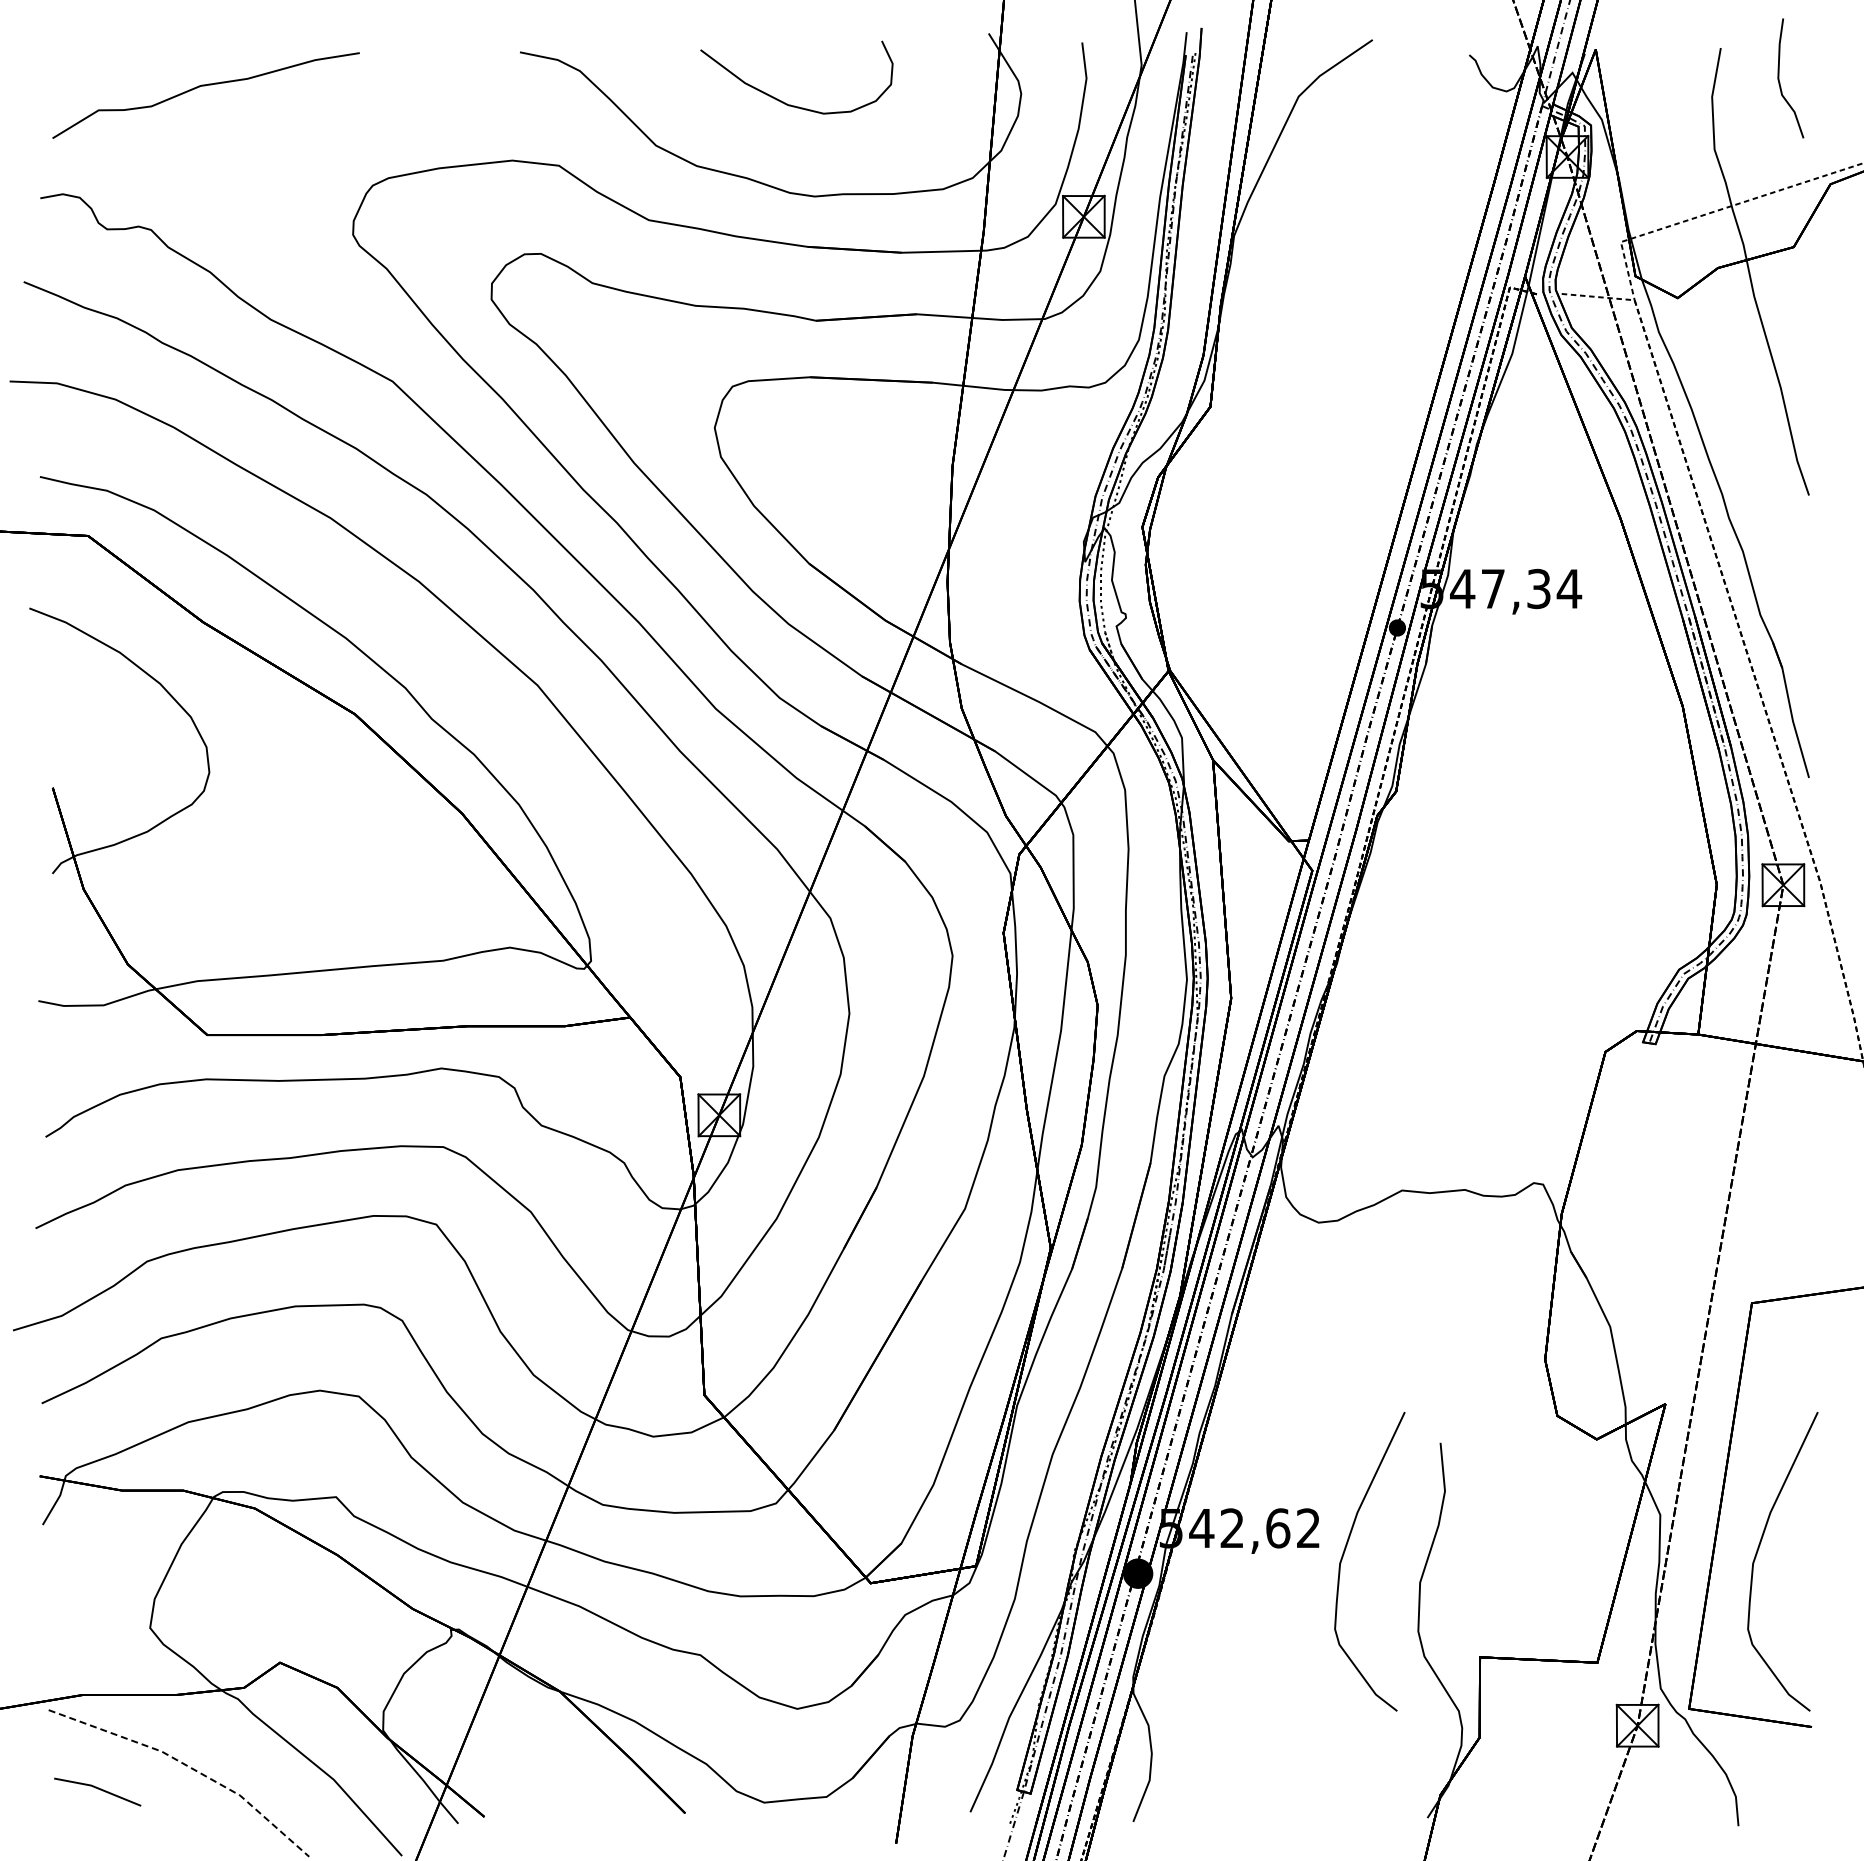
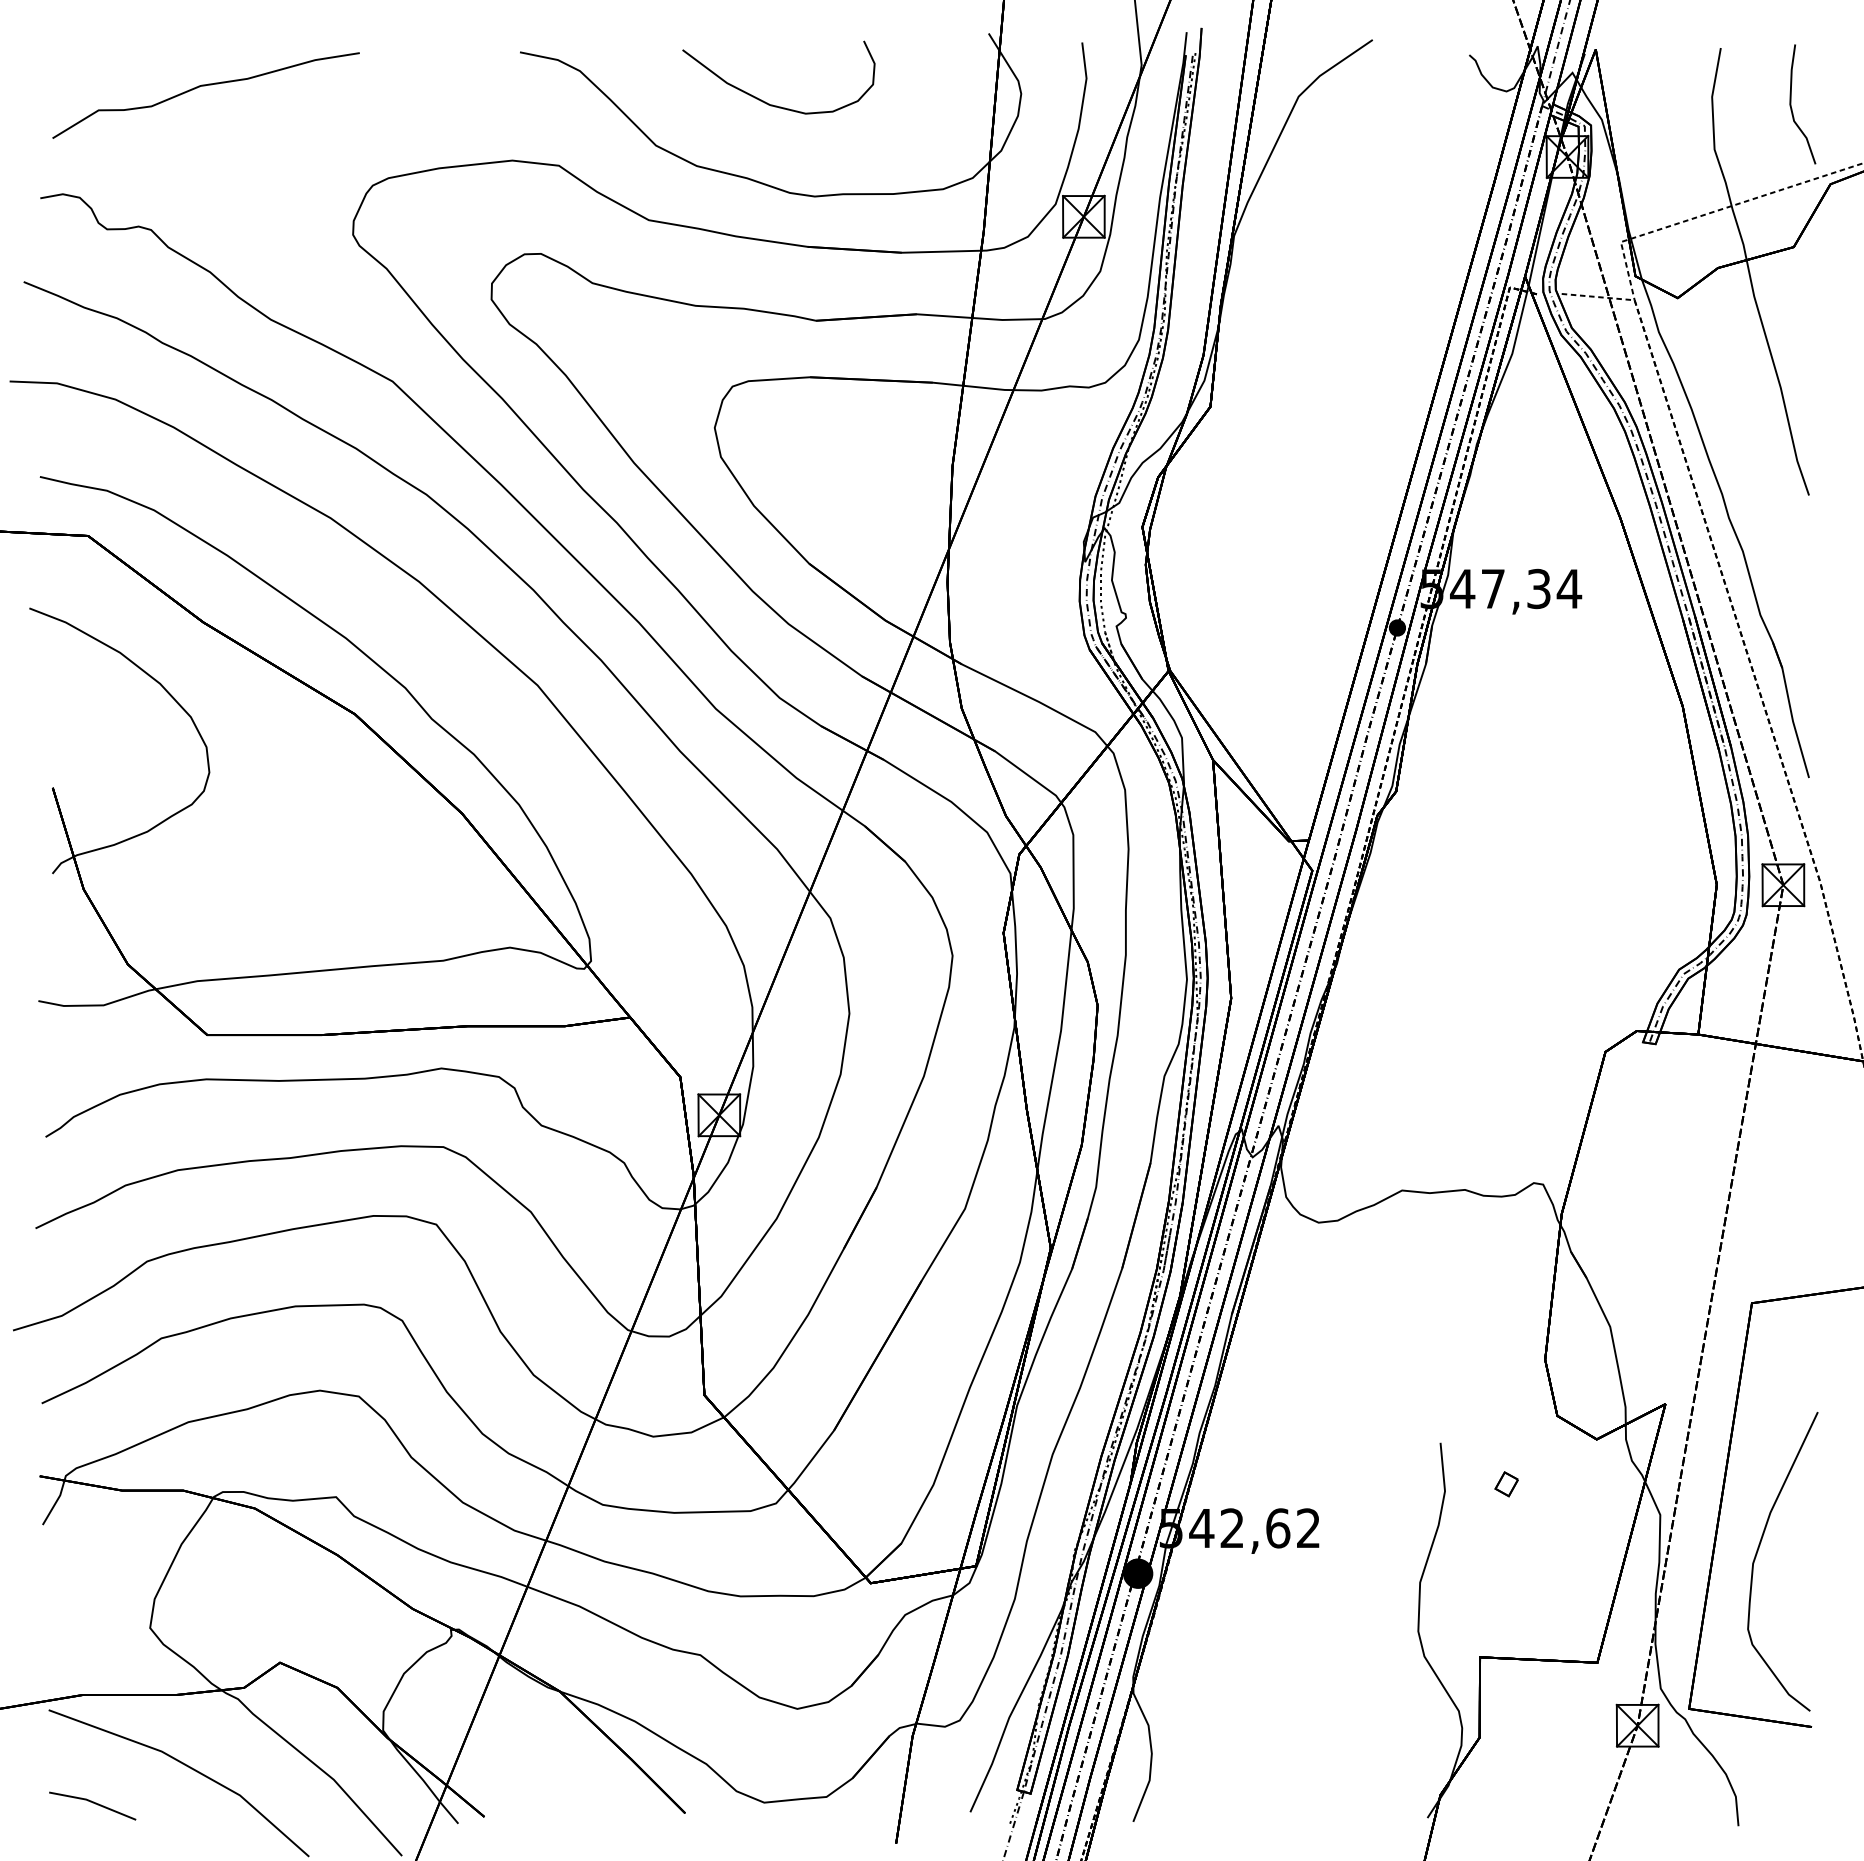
curve position: (1780, 82) -> (1792, 108) (1792, 108)
curve position: (783, 101) -> (765, 101) (765, 101)
part: none -> present (1506, 1484)
curve: present -> none (1344, 1554)
line: dashed -> solid (188, 1766)
line position: (97, 1789) -> (92, 1803) (92, 1803)
